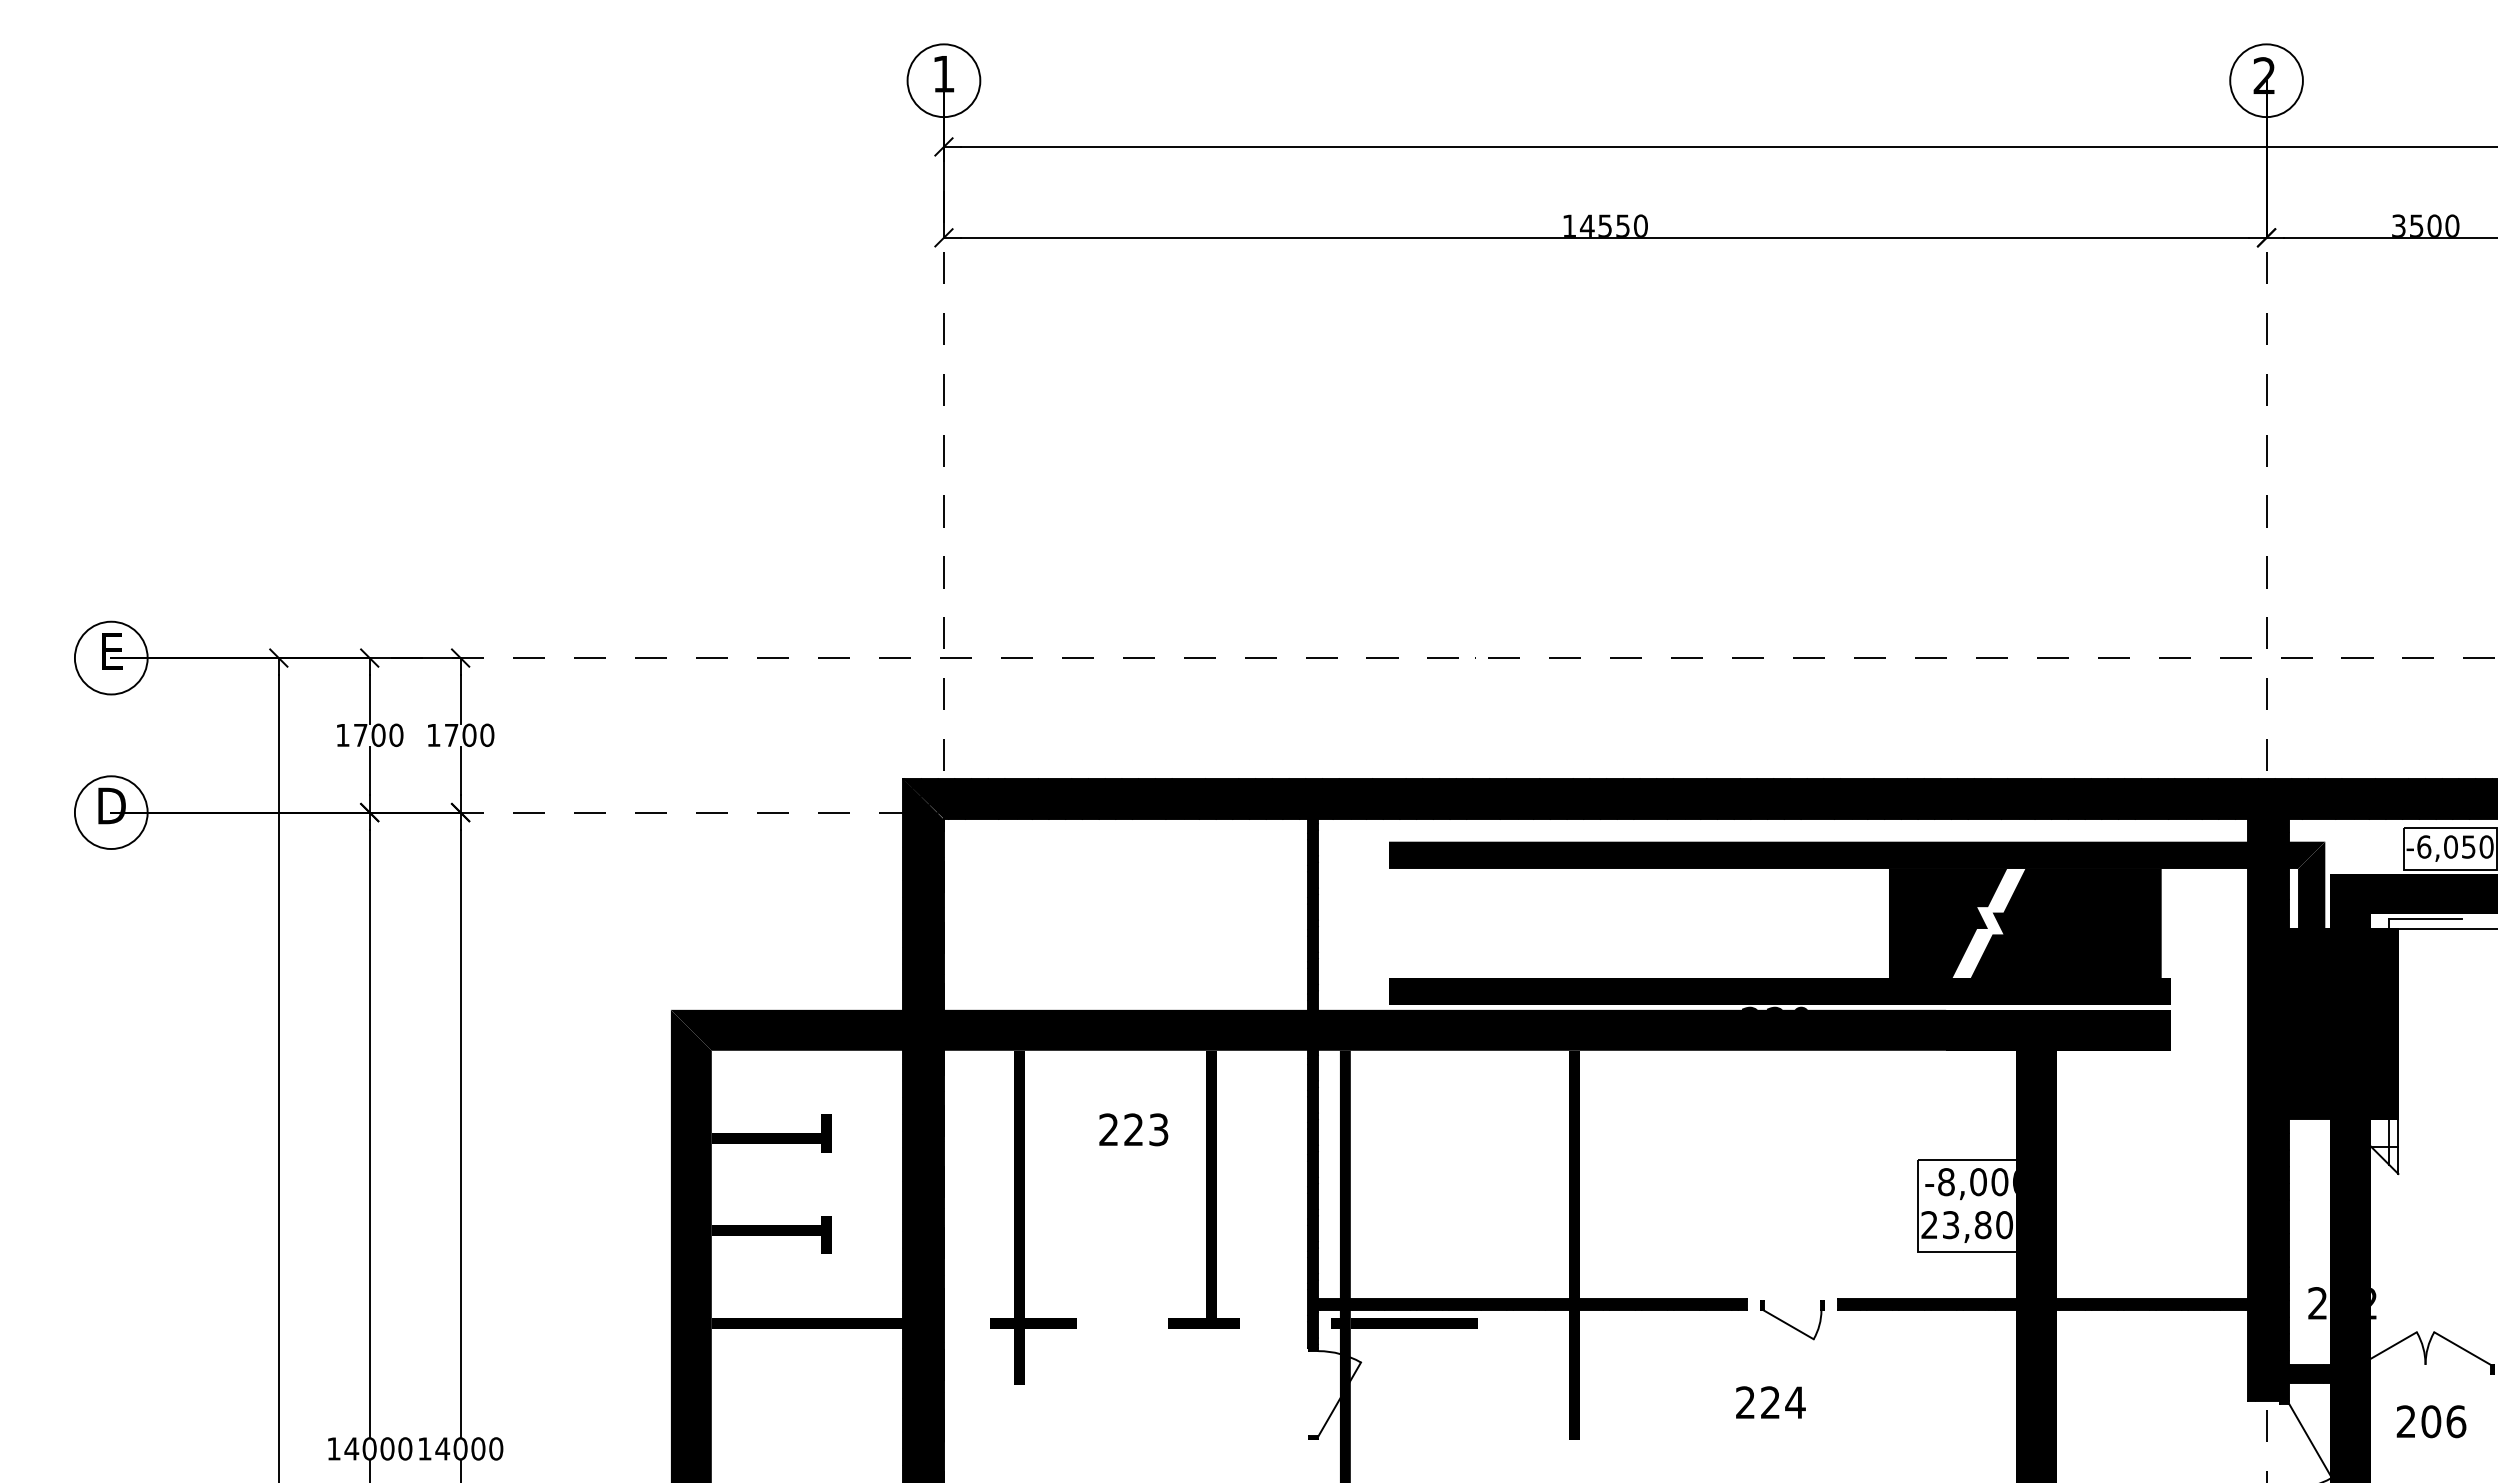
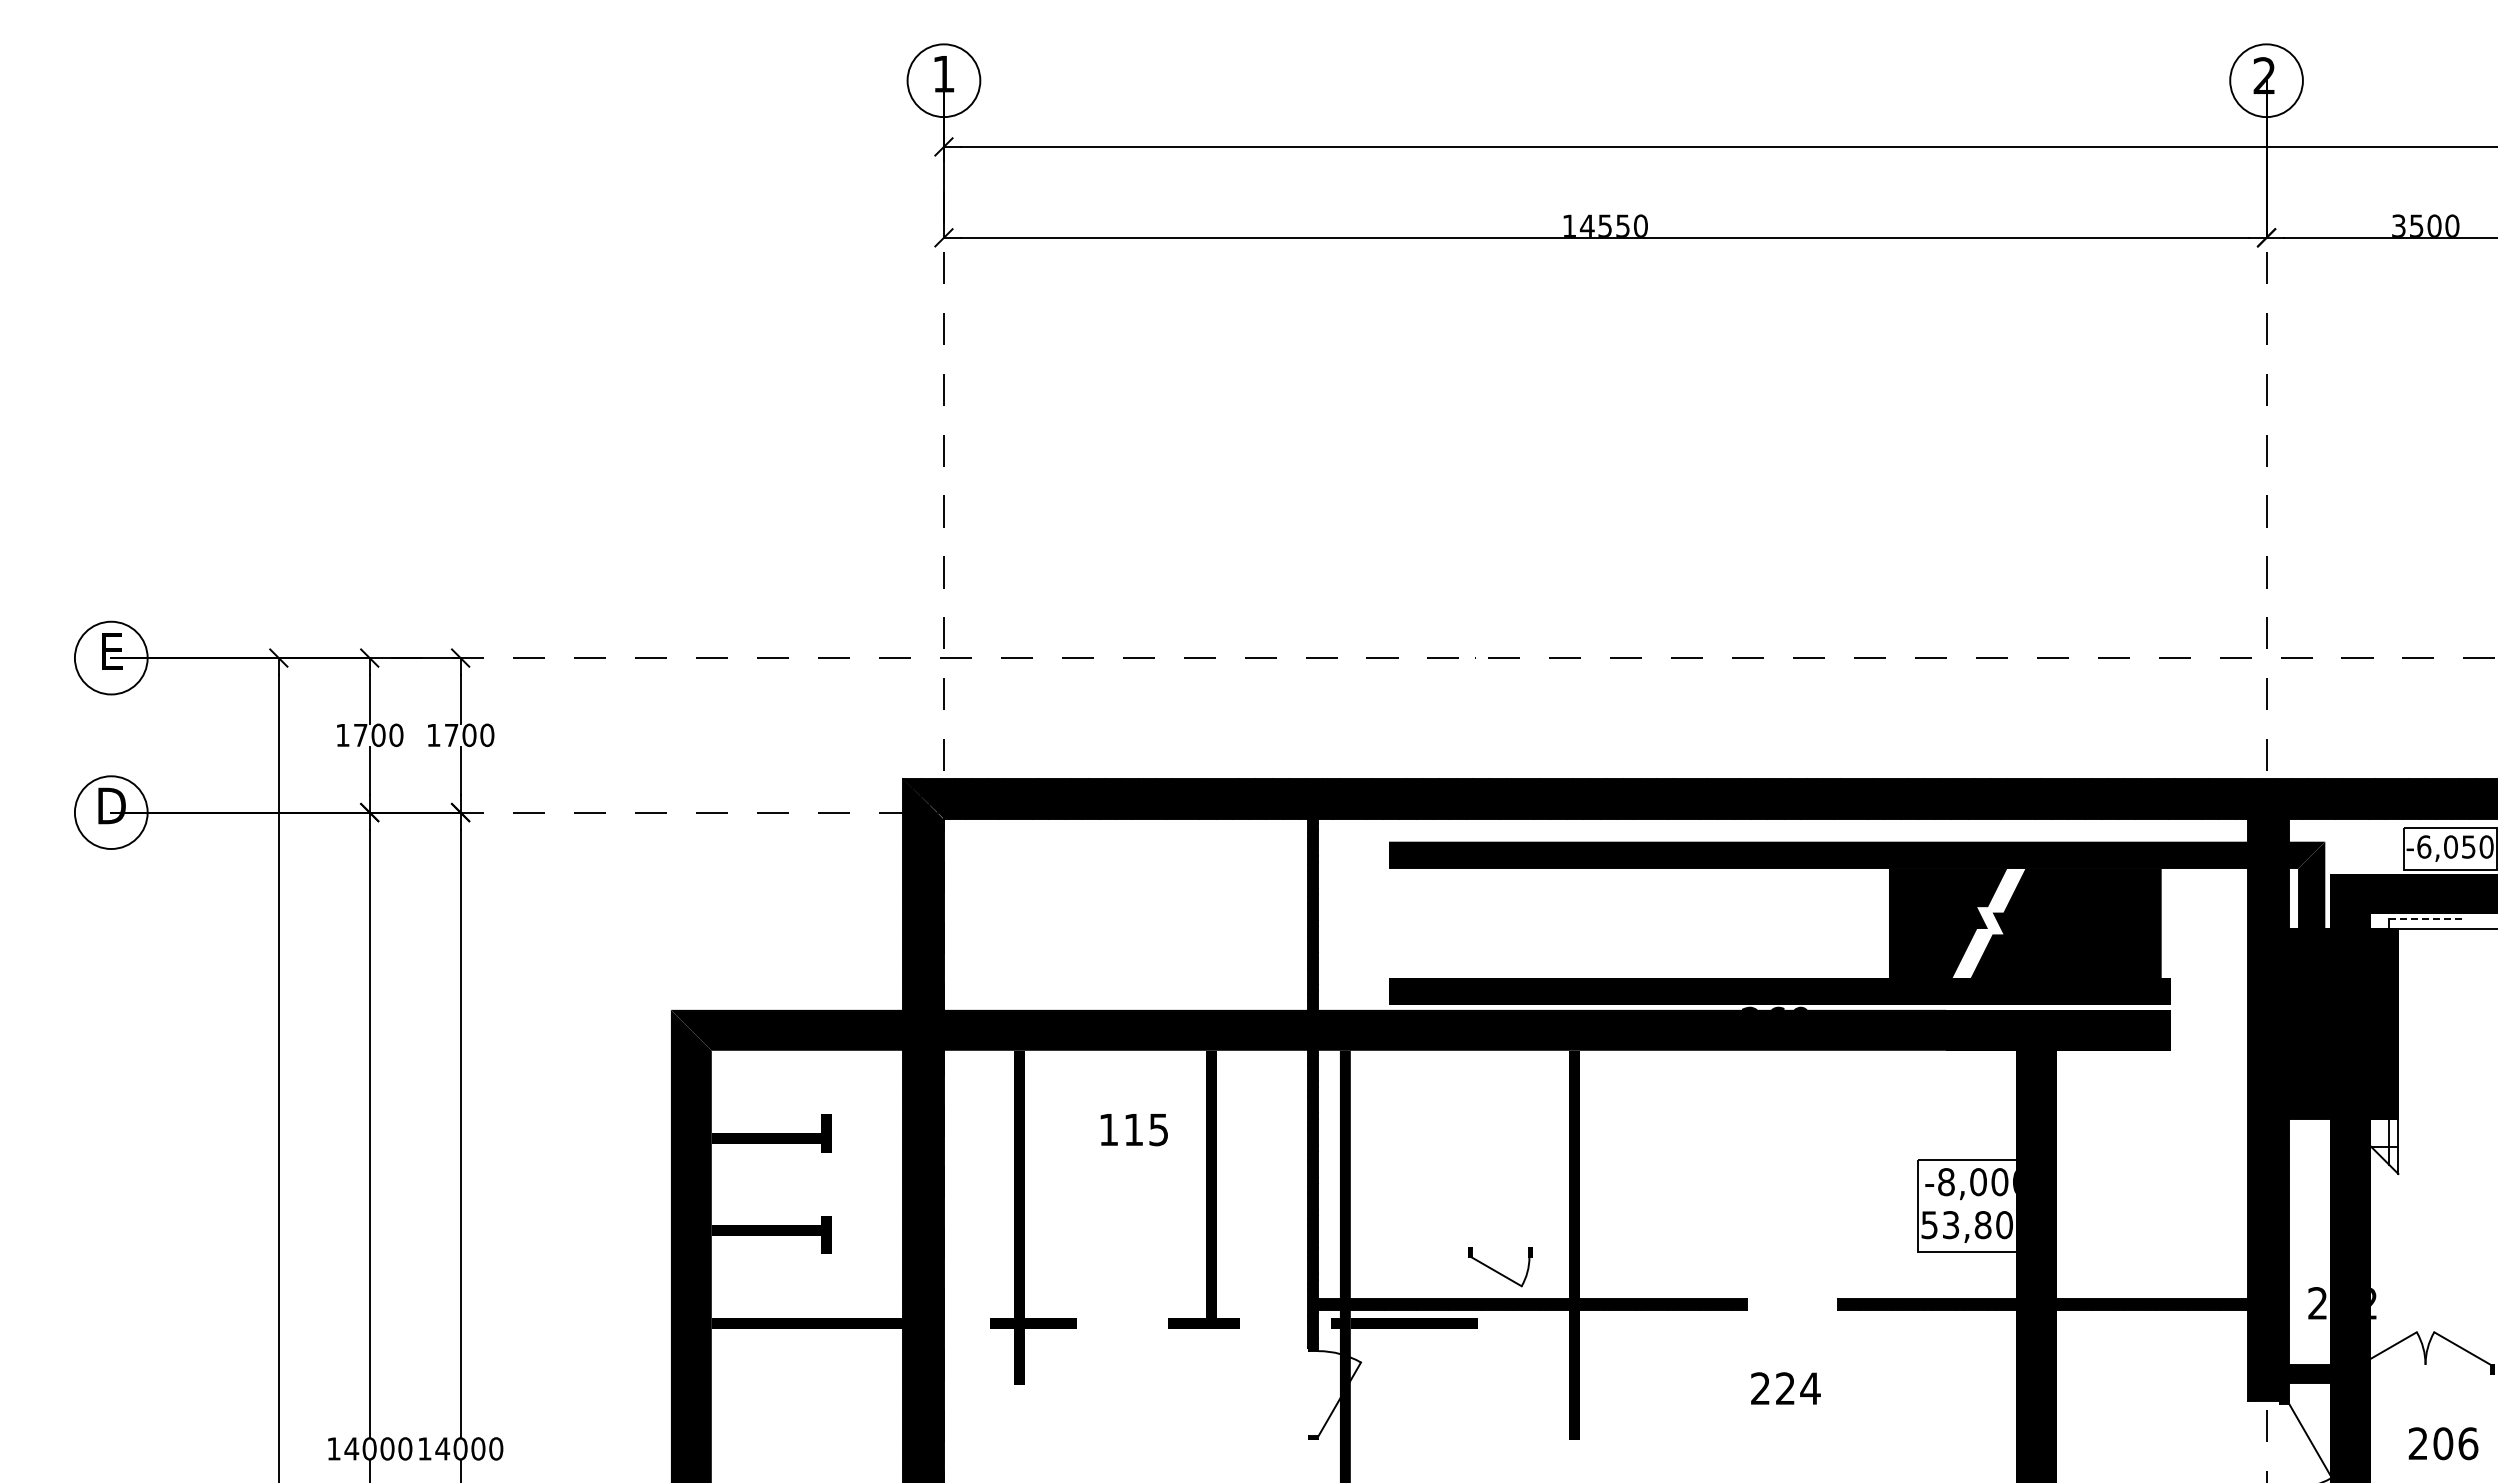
line: solid -> dashed (2426, 919)
text: 220 -> 269 (1787, 1007)
text: 223 -> 115 (1133, 1129)
text: 23,800 -> 53,800 (1929, 1225)
part position: (1792, 1320) -> (1500, 1267) (1500, 1267)
text position: (1770, 1402) -> (1785, 1388) (1785, 1388)
text position: (2431, 1421) -> (2443, 1443) (2443, 1443)
